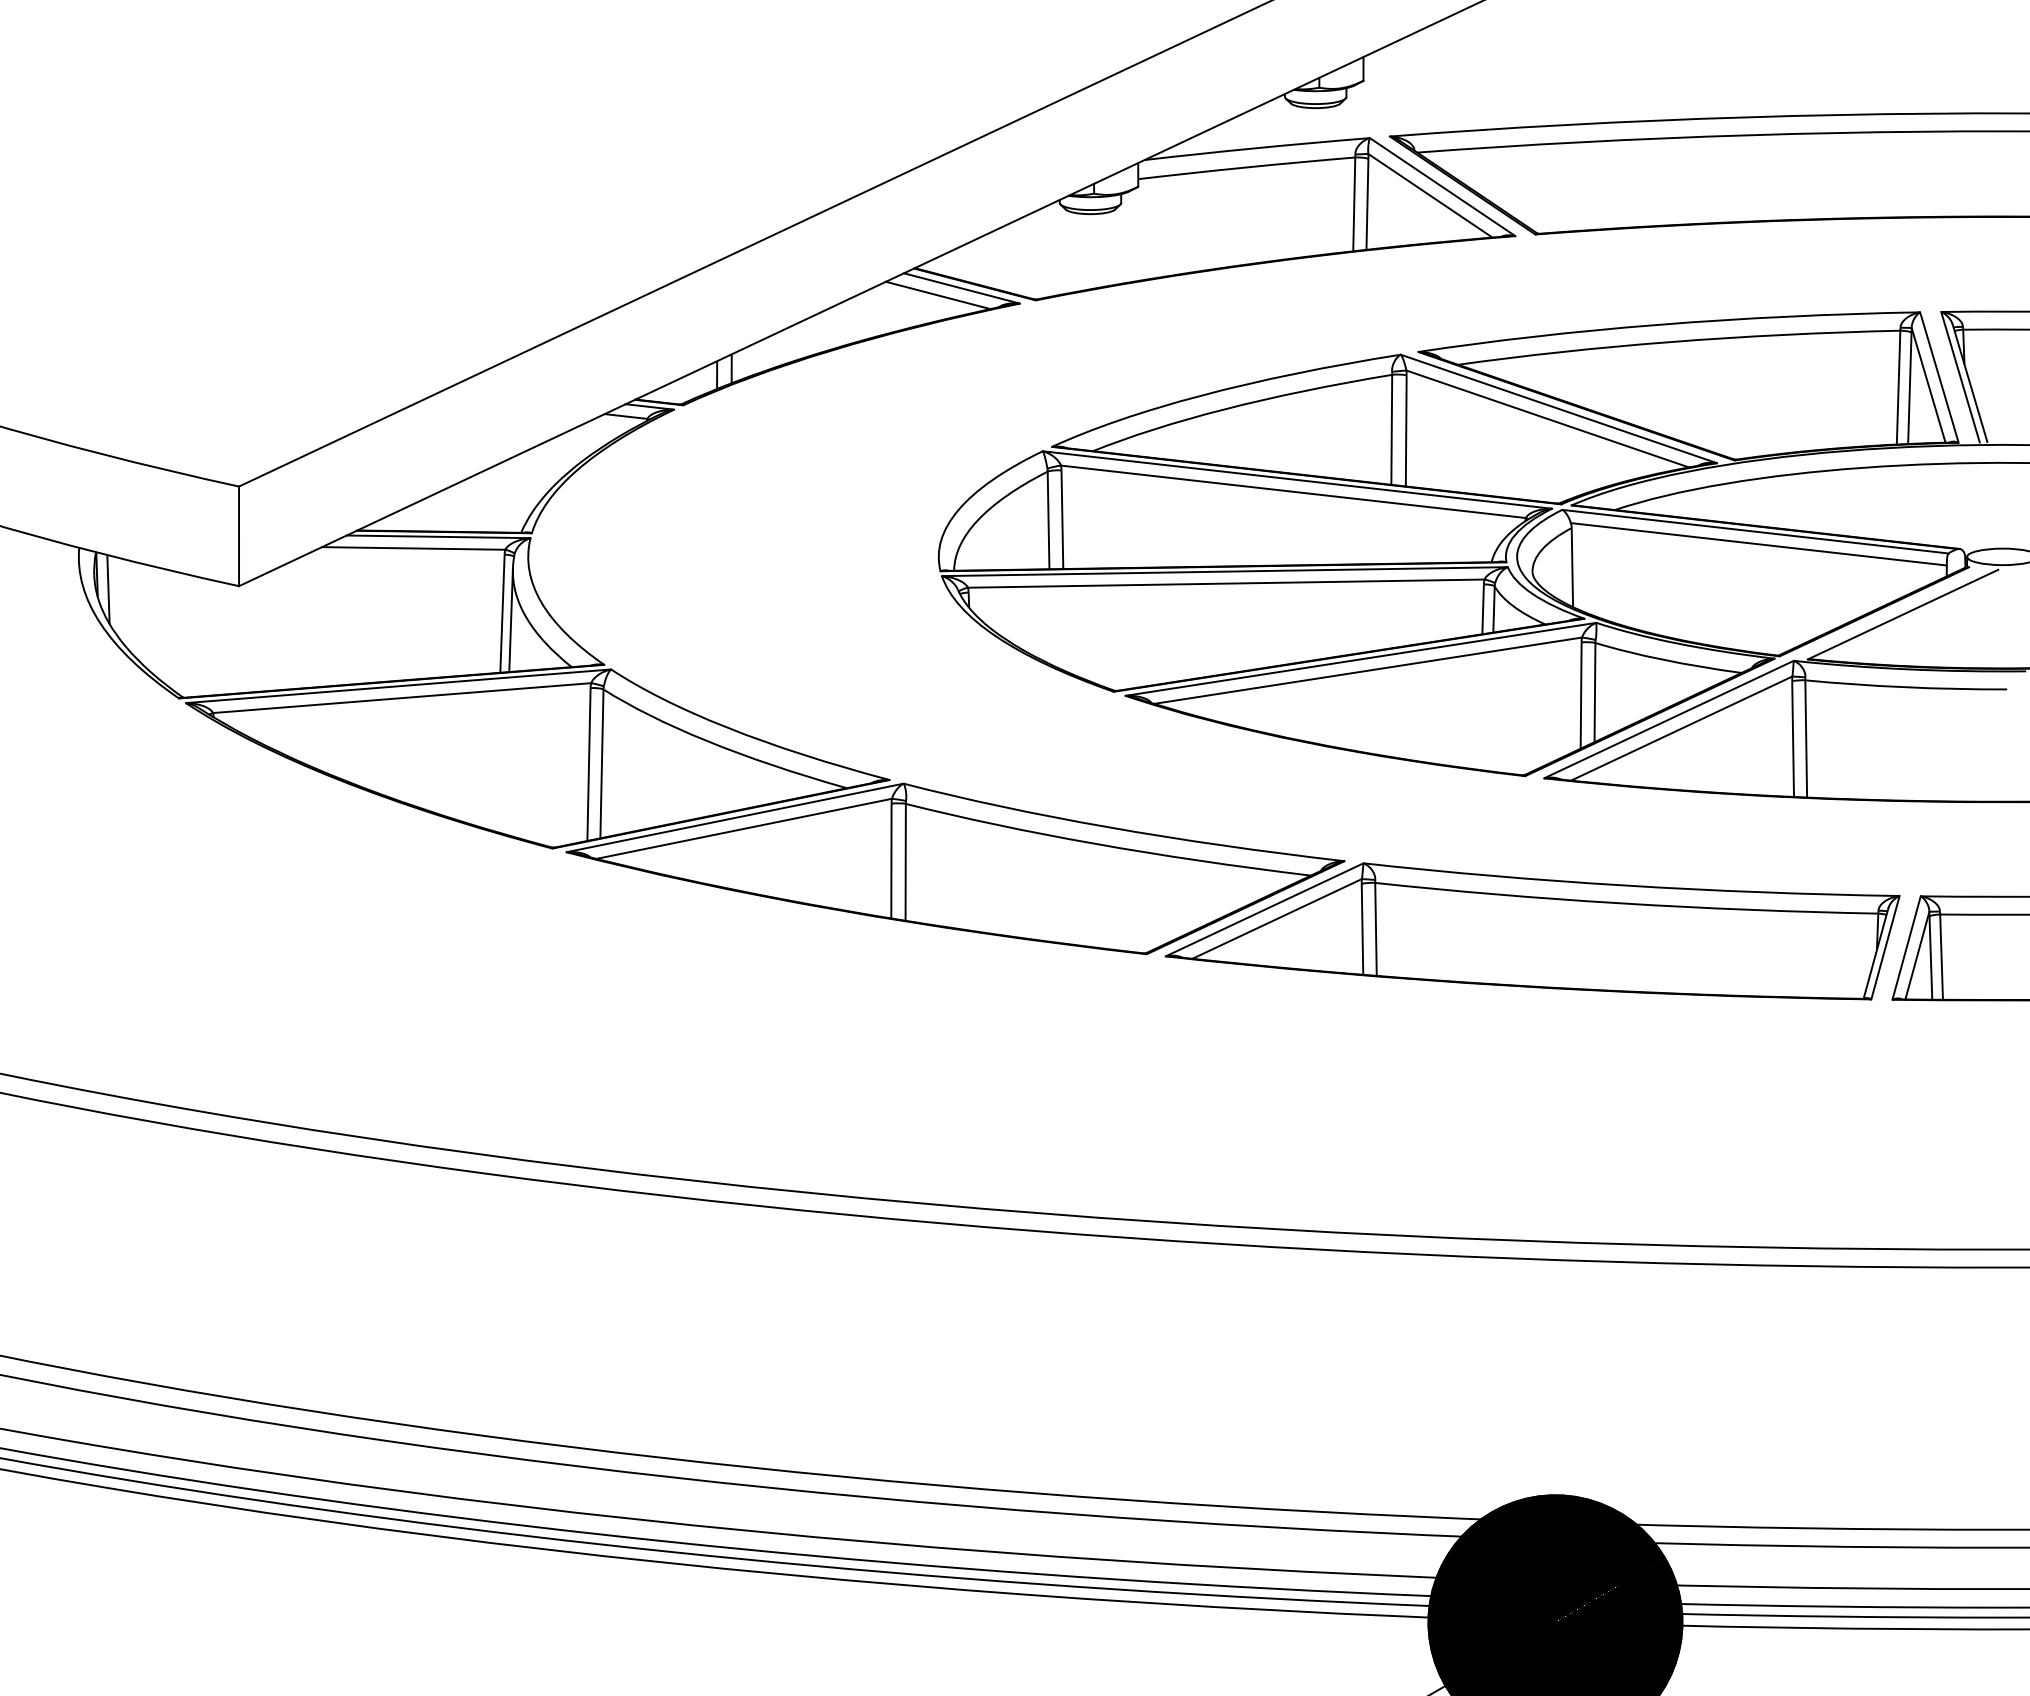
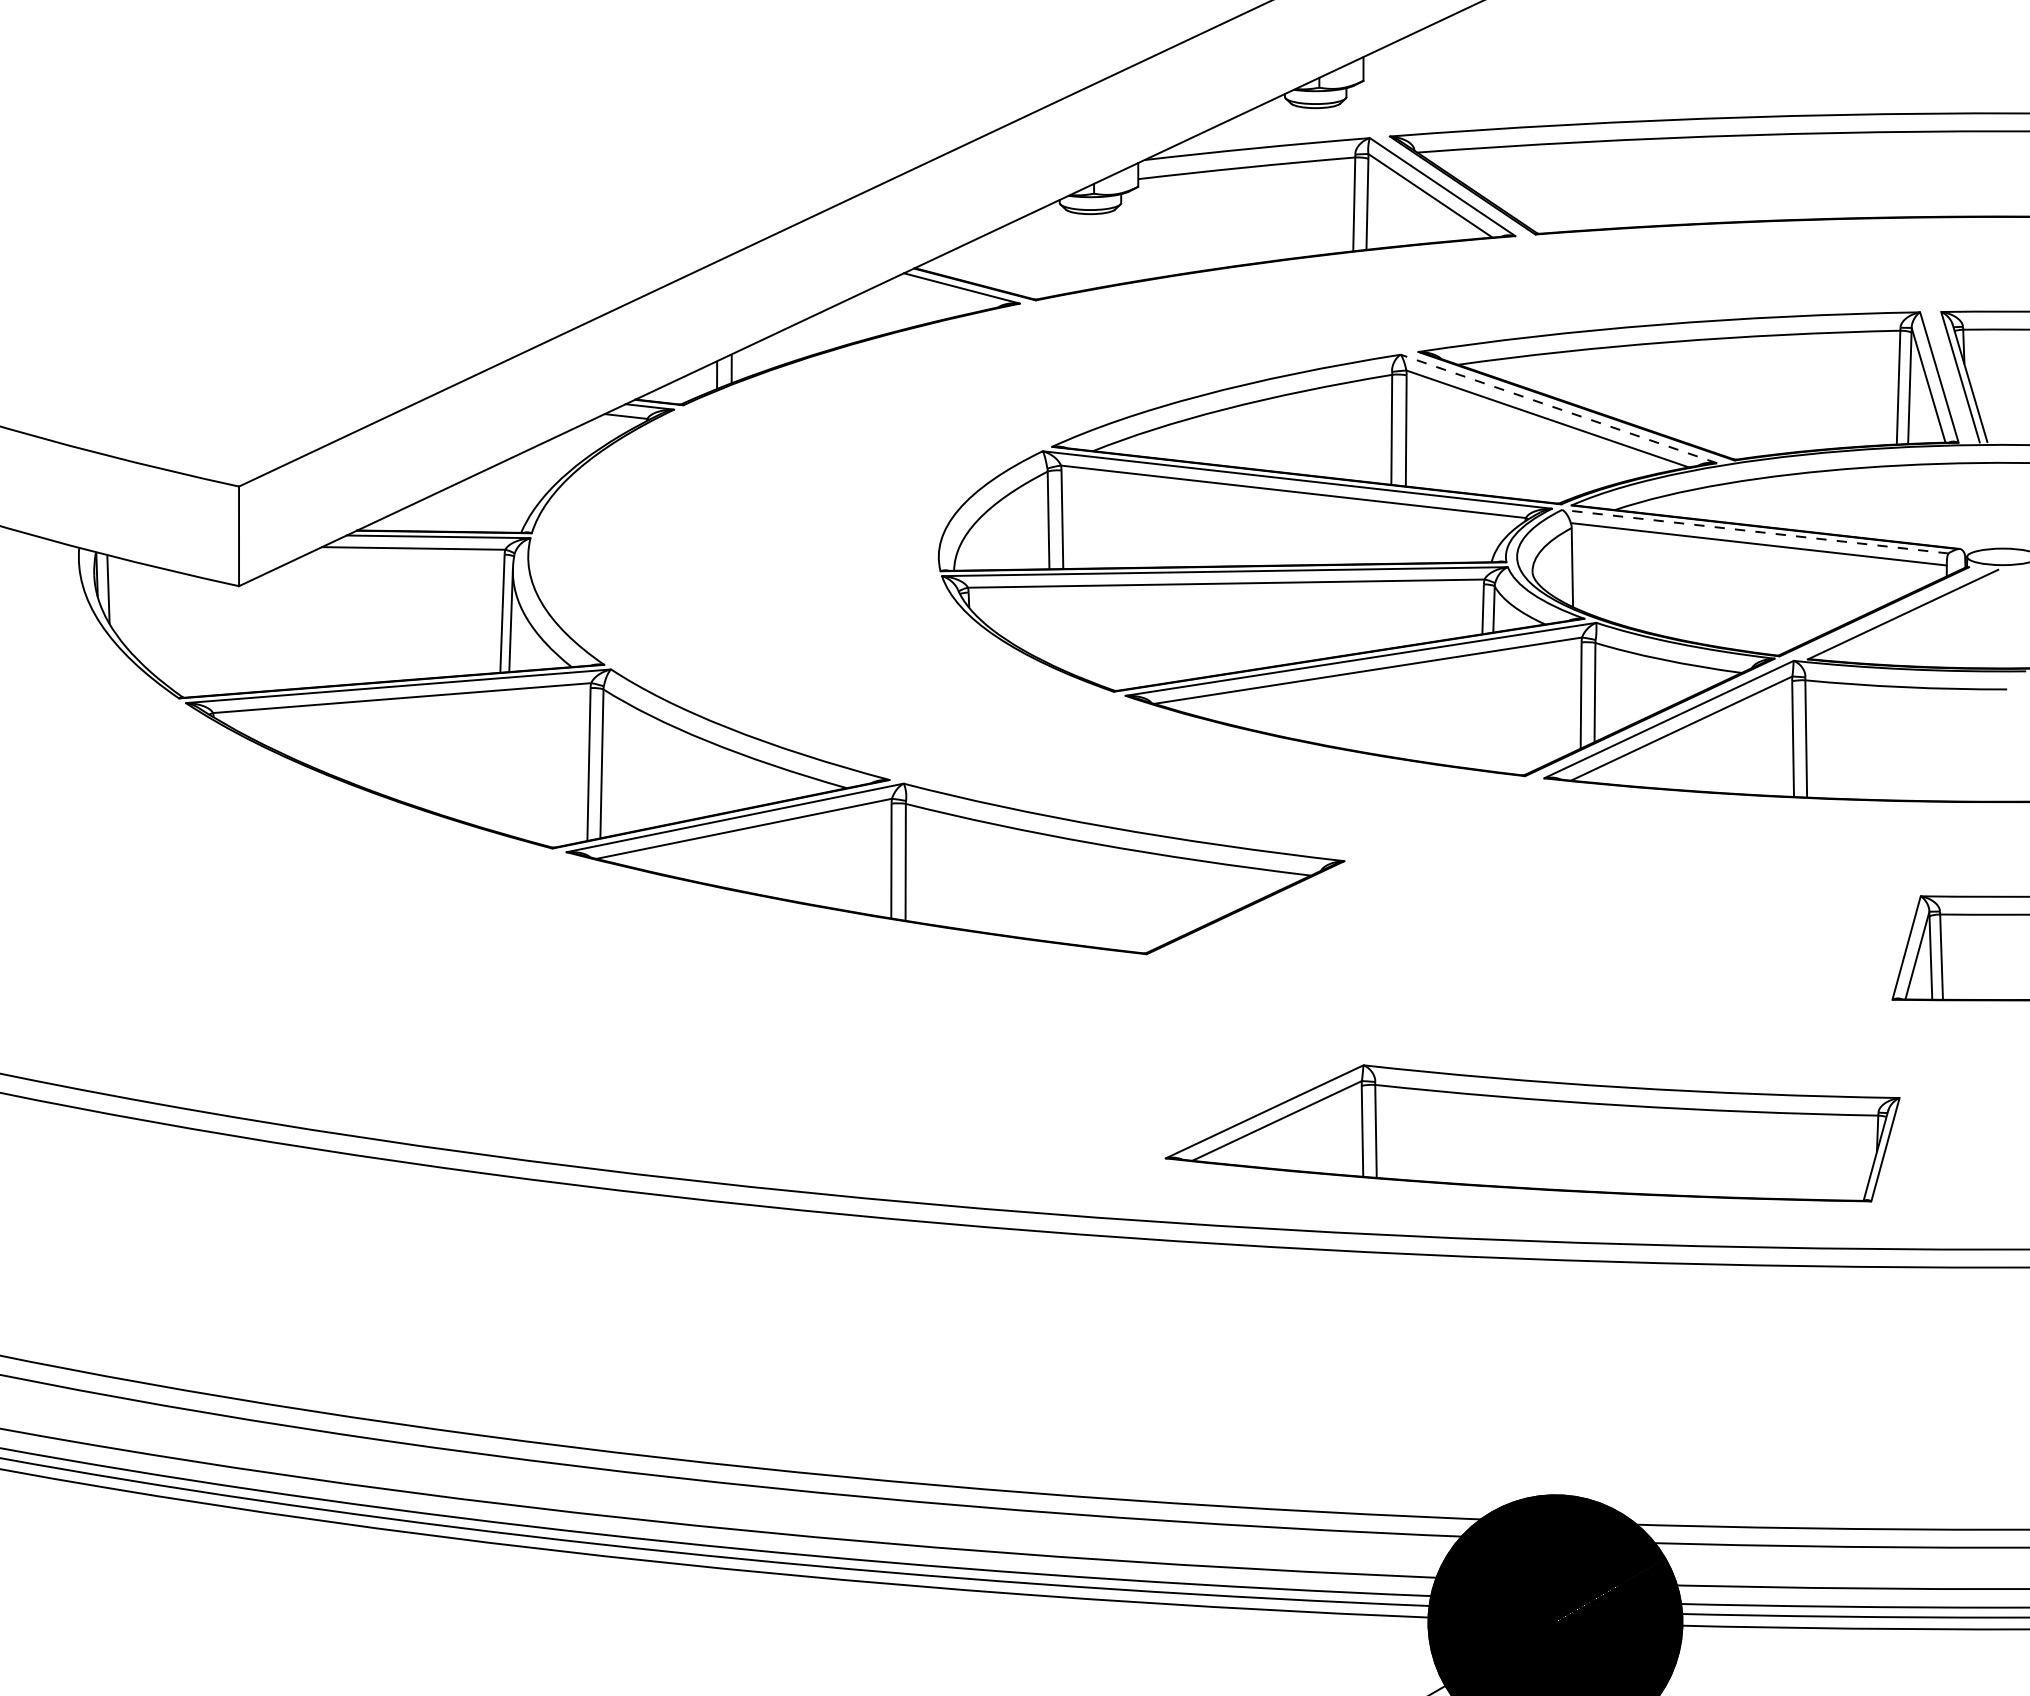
line: present -> none (937, 295)
line: solid -> dashed (1558, 408)
line: solid -> dashed (1754, 531)
part position: (1532, 931) -> (1532, 1133) (1532, 1133)
